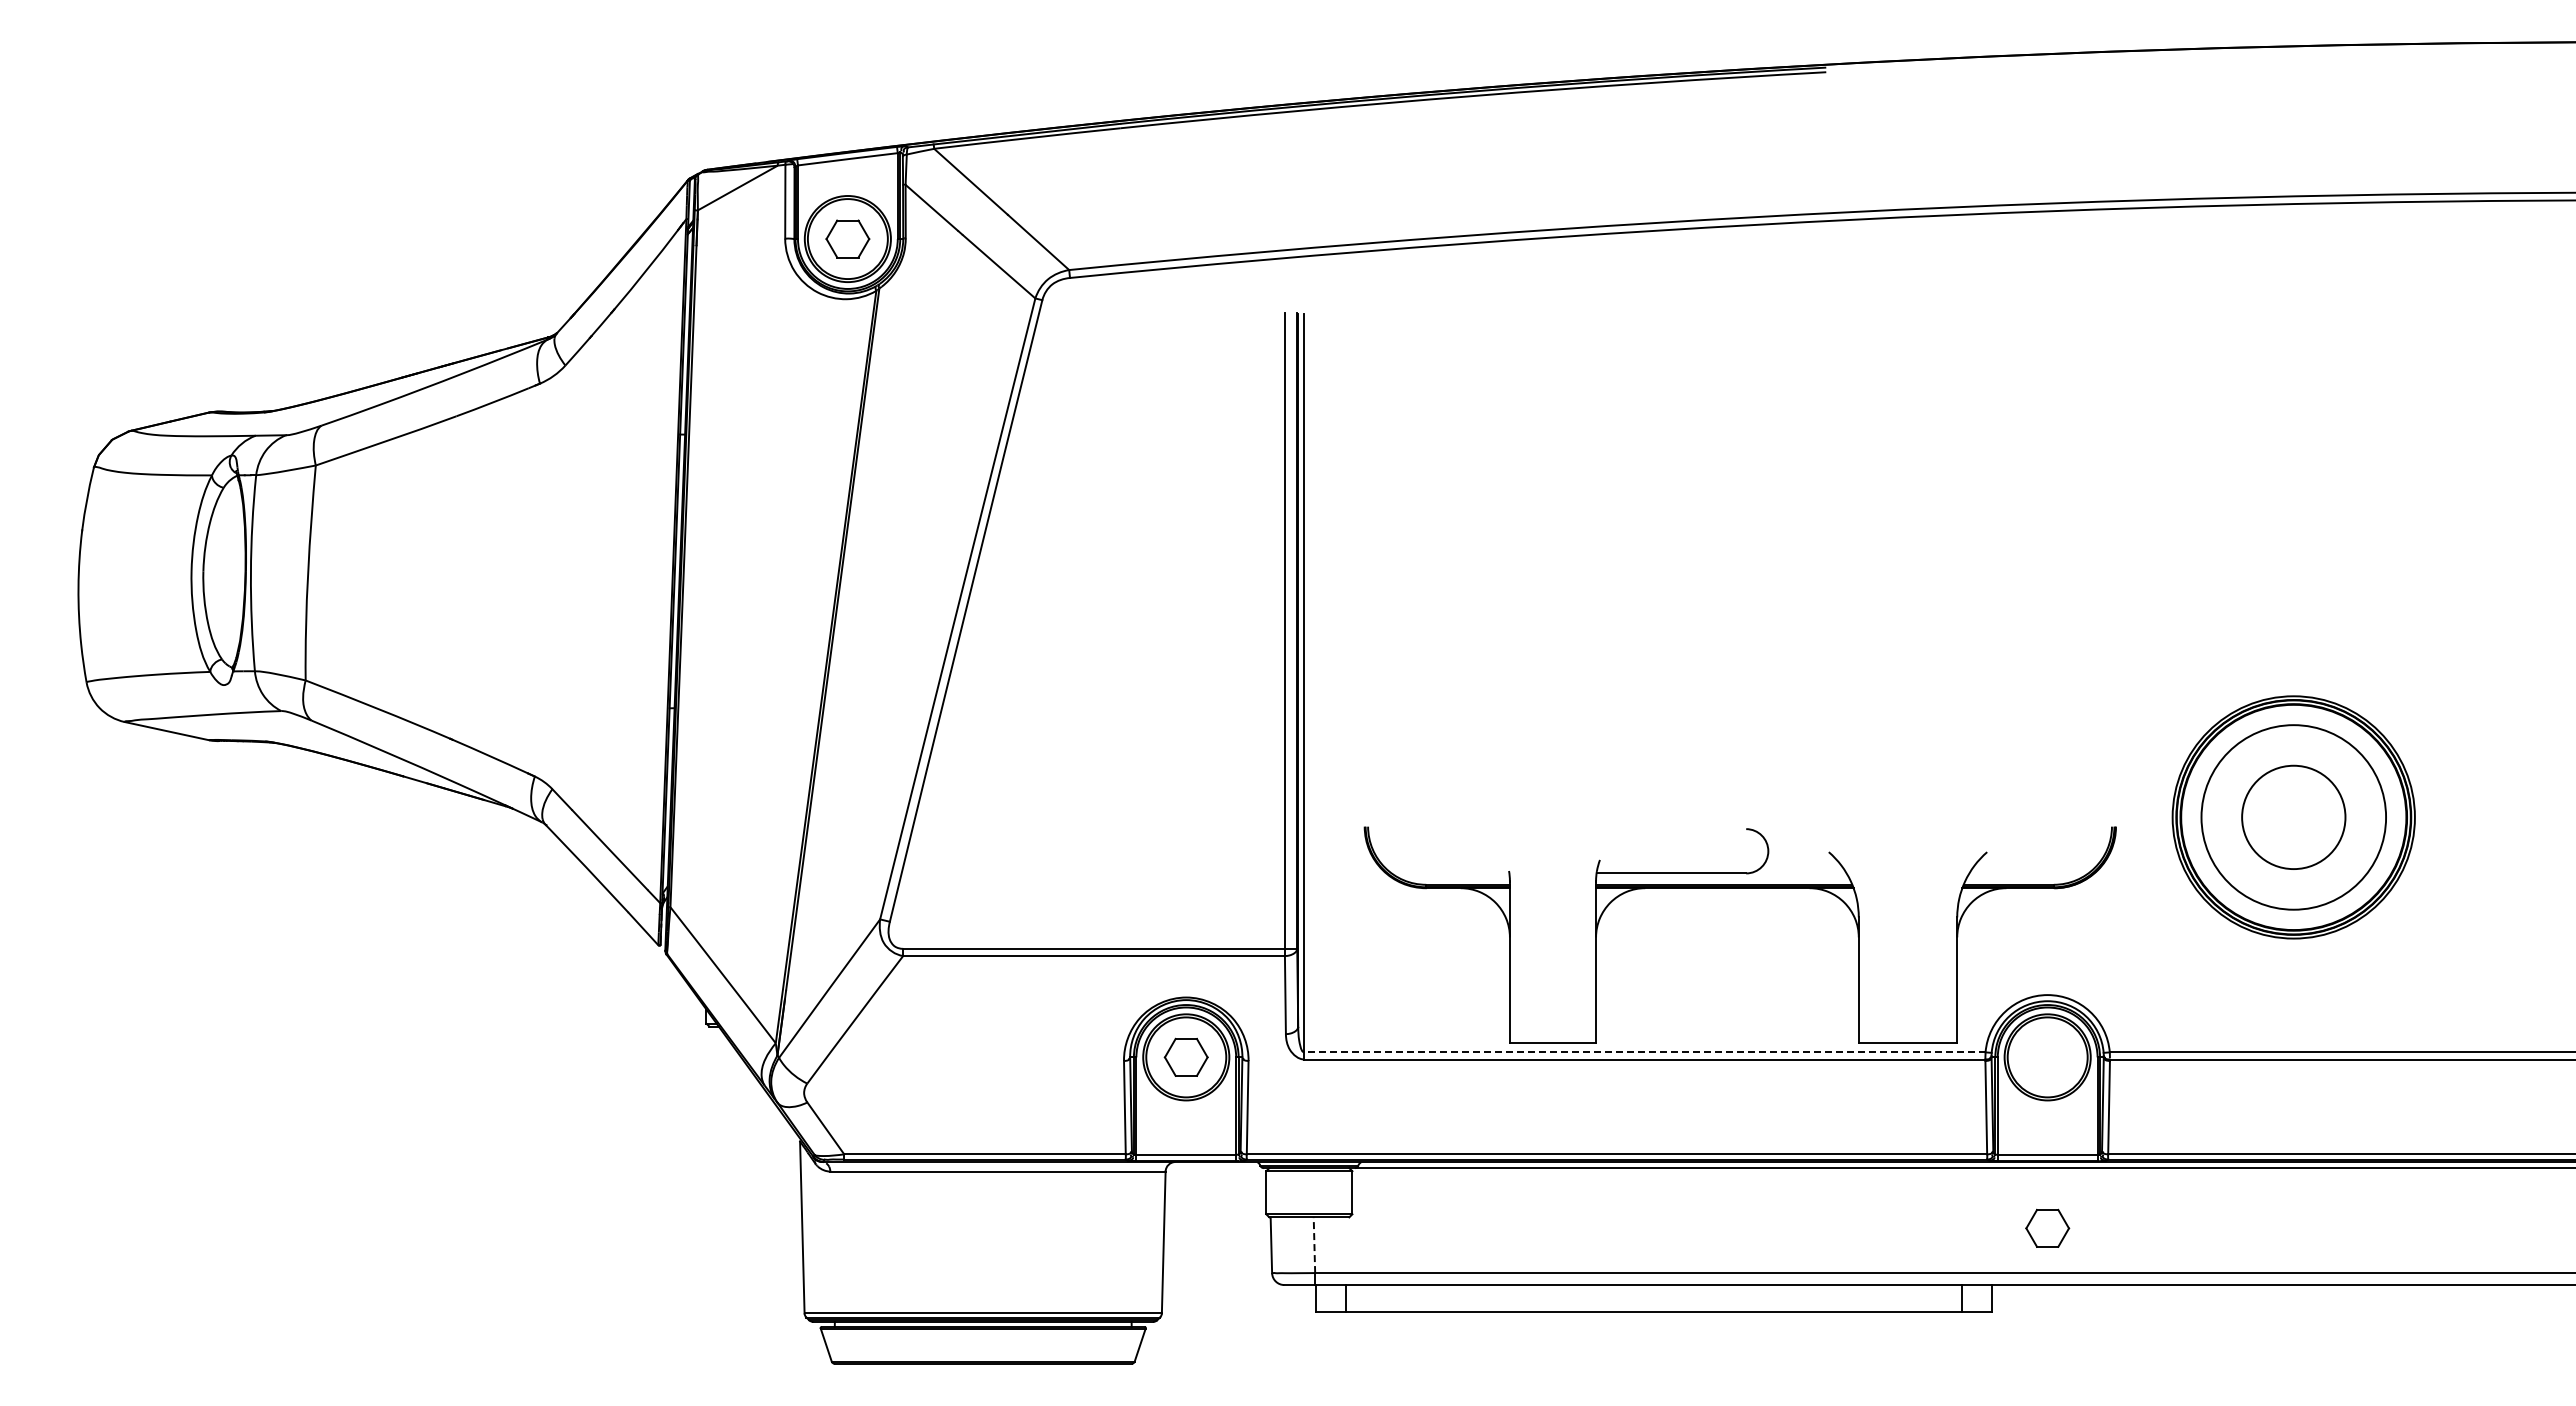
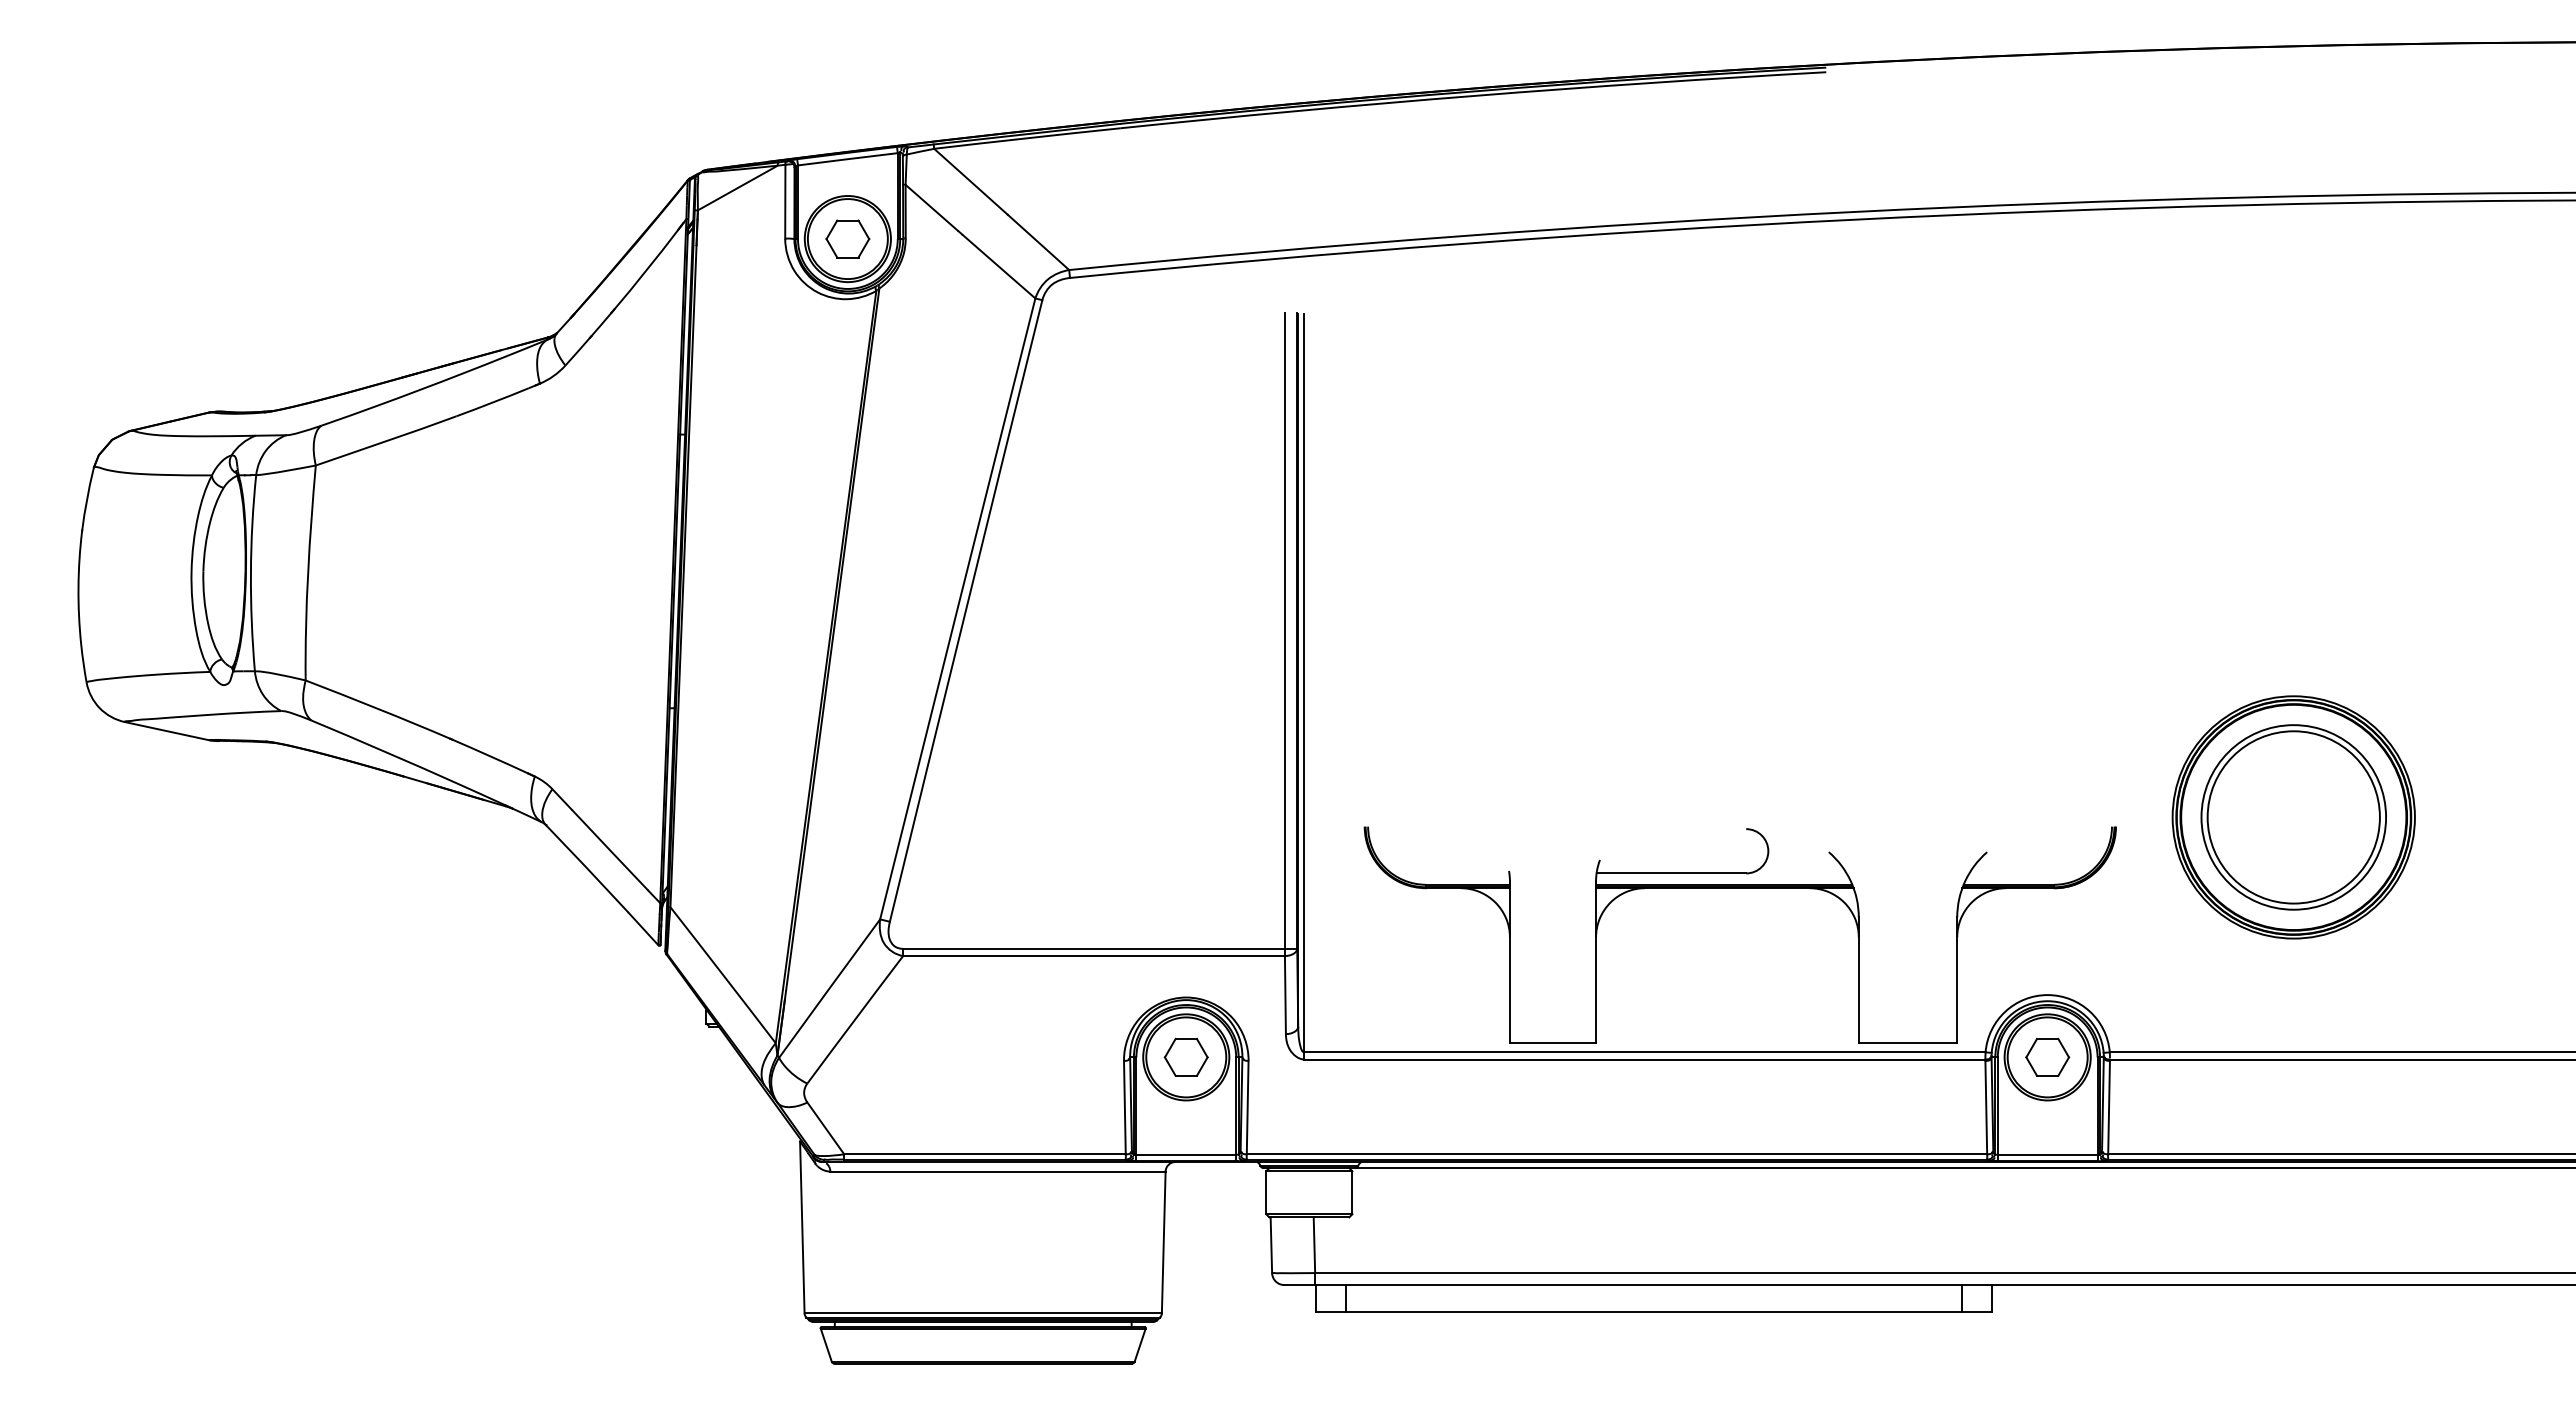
circle diameter: 103 px -> 172 px (2293, 817)
line: dashed -> solid (1644, 1052)
part position: (2047, 1227) -> (2047, 1056) (2047, 1056)
line: dashed -> solid (1314, 1245)
